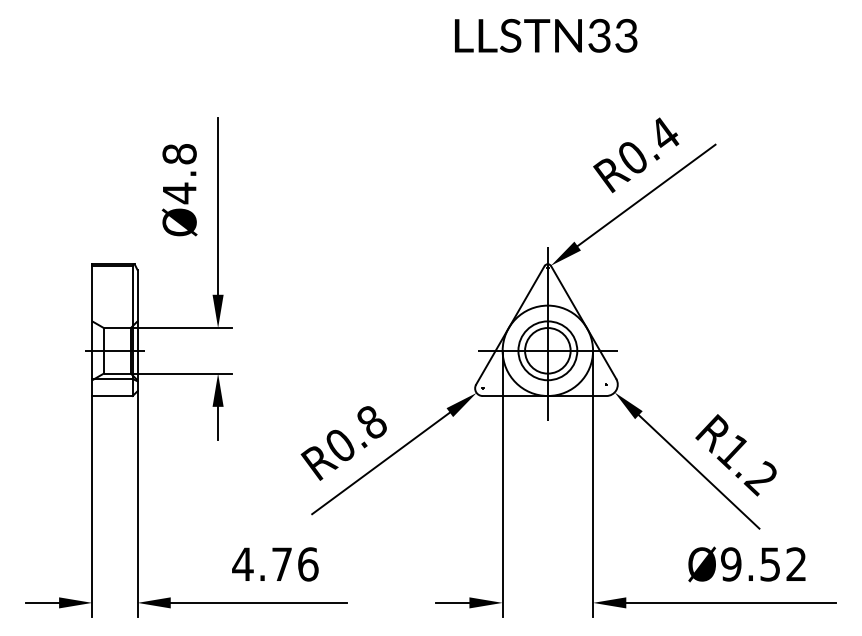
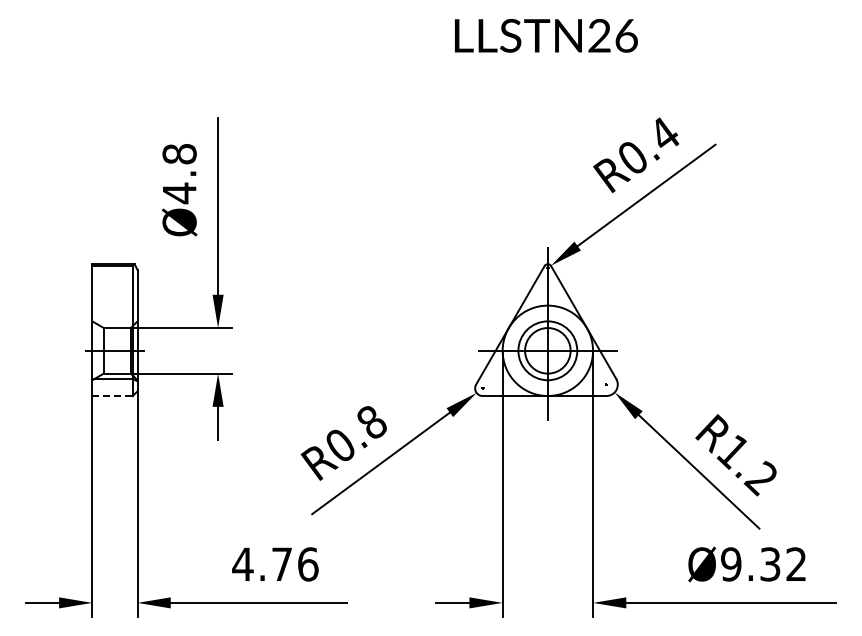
text: LLSTN33 -> LLSTN26 (612, 35)
line: solid -> dashed (113, 396)
text: Ø9.52 -> Ø9.32 (770, 563)
